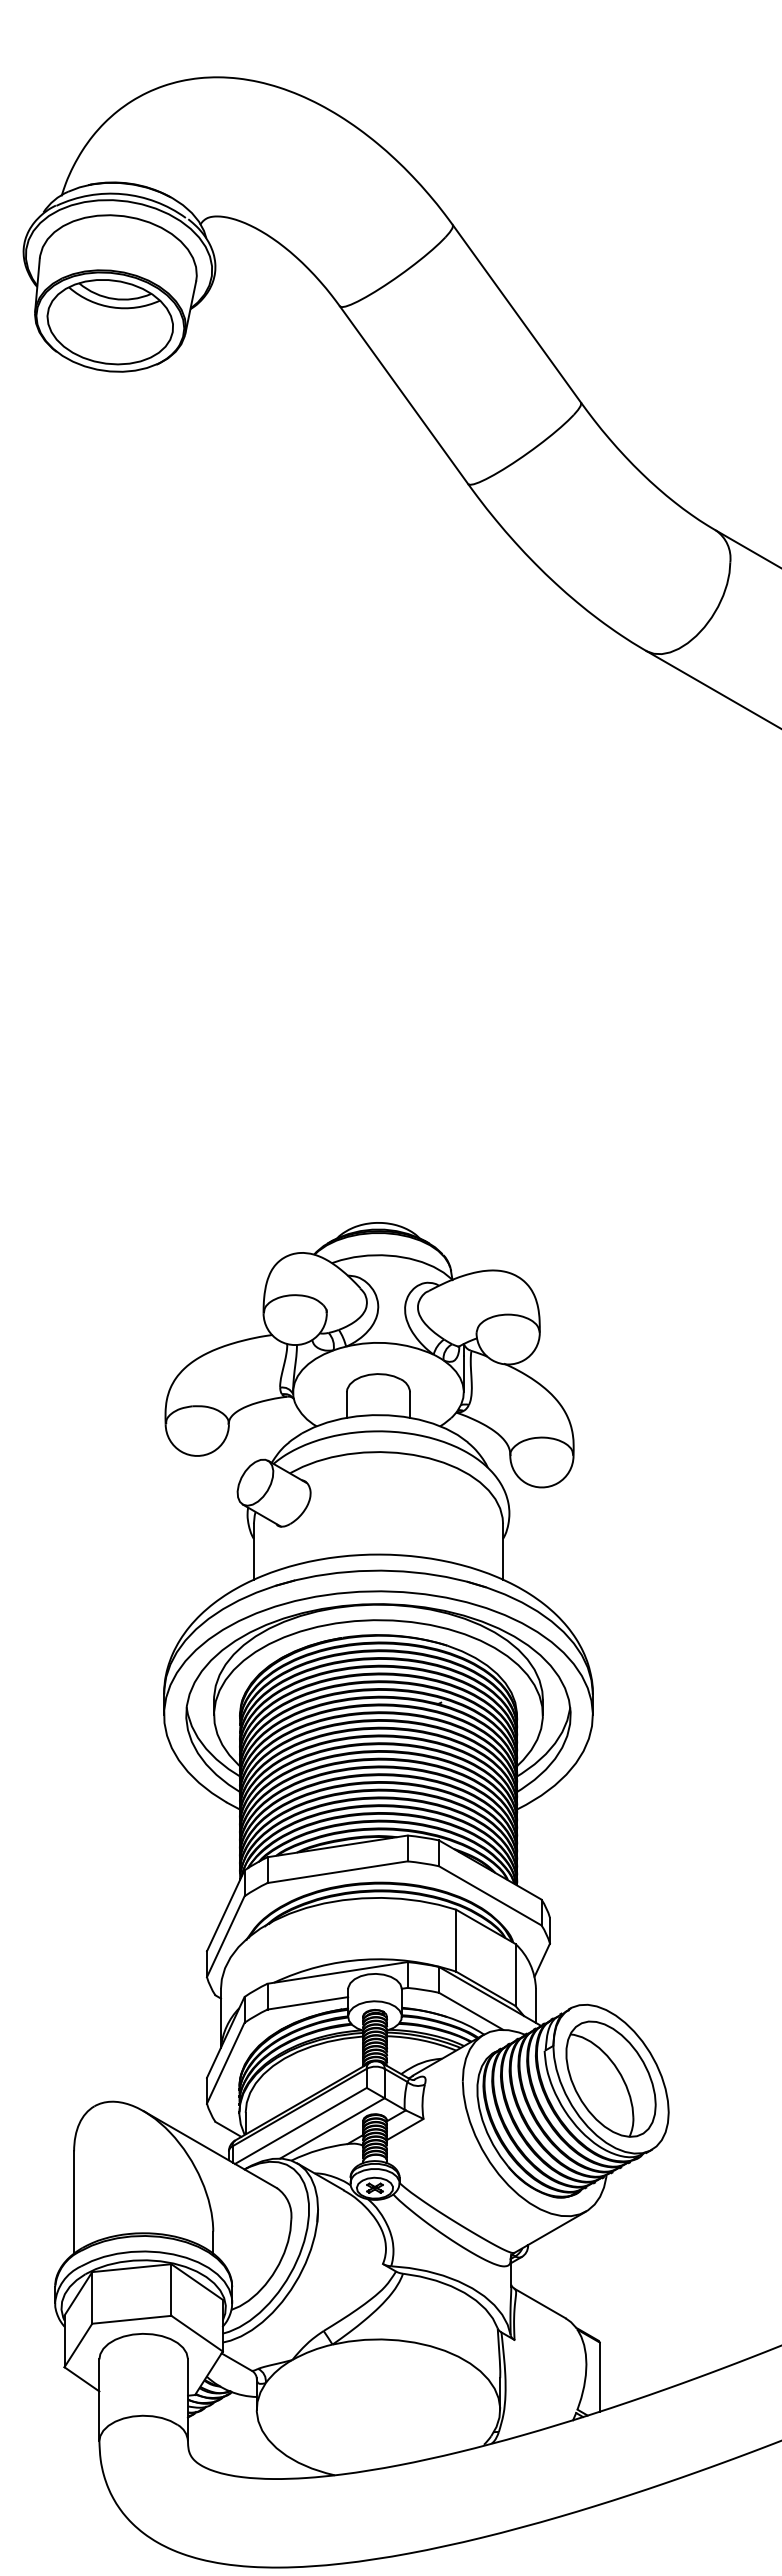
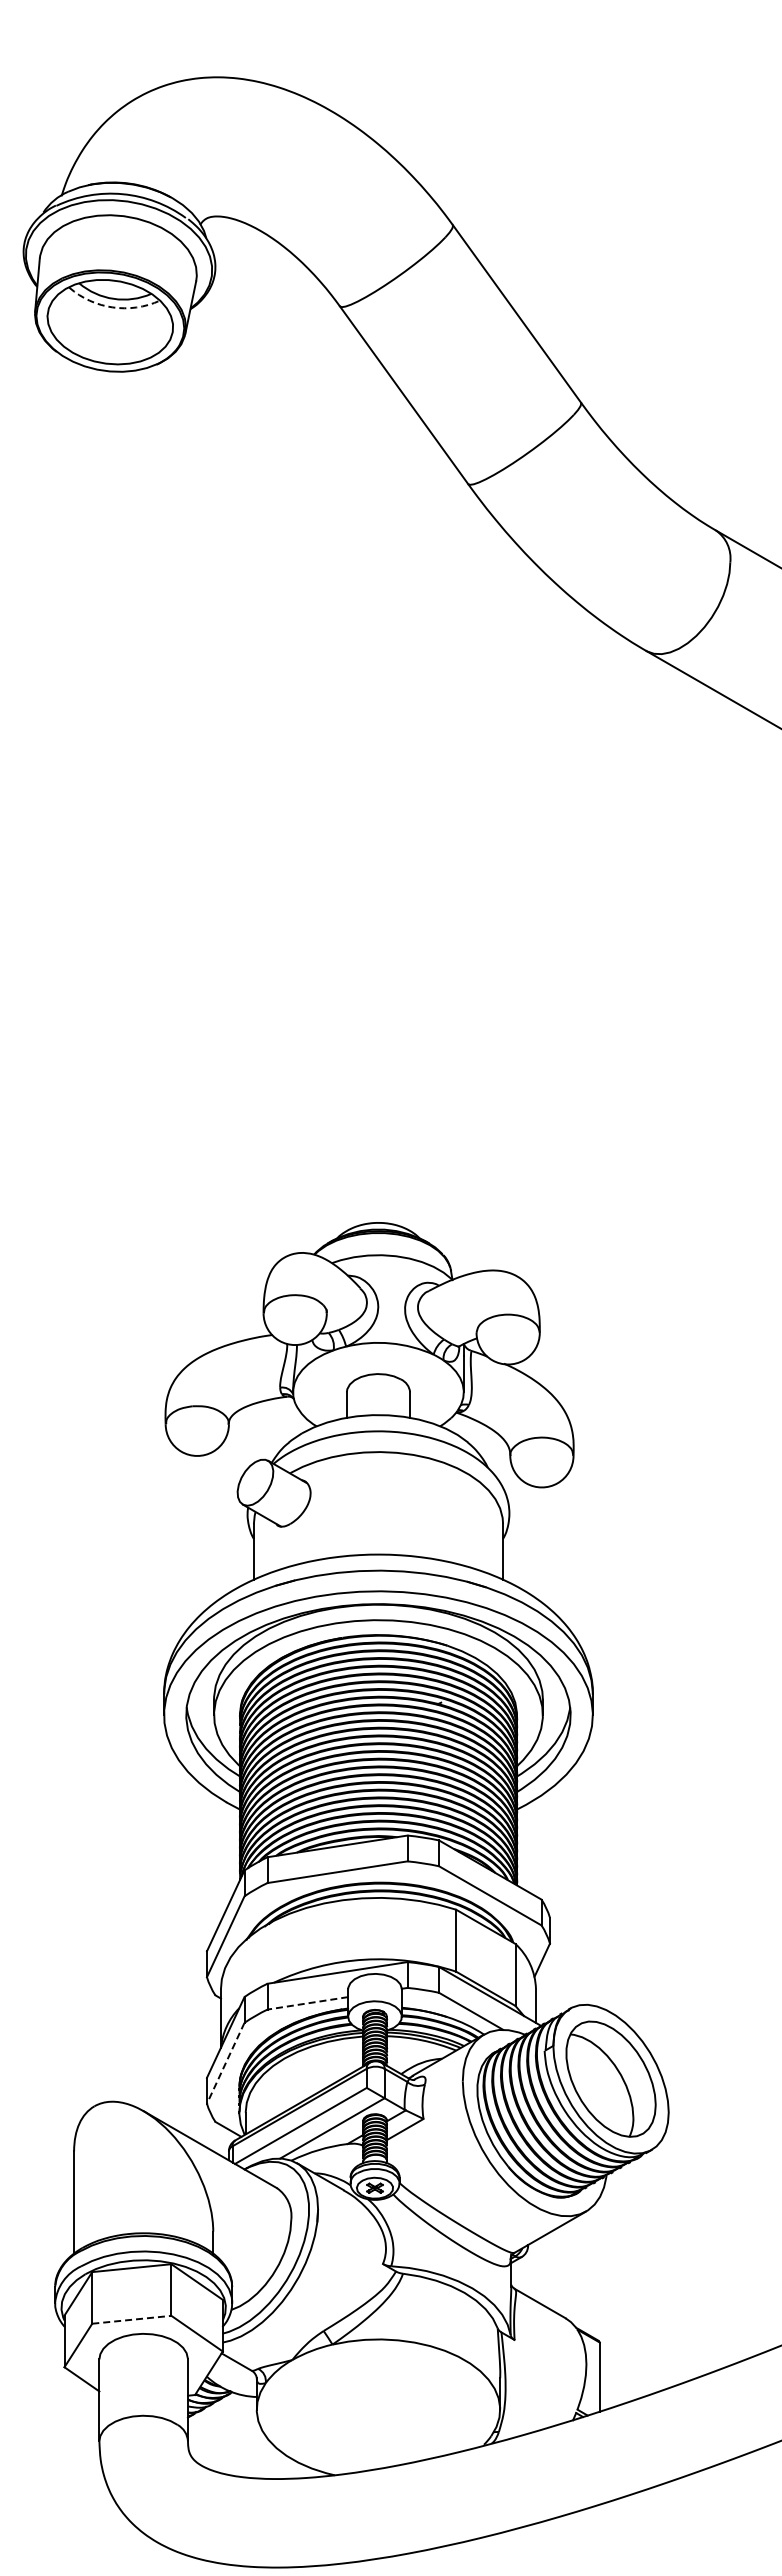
arc: solid -> dashed (112, 307)
line: solid -> dashed (307, 2003)
line: solid -> dashed (225, 2063)
line: solid -> dashed (131, 2319)
